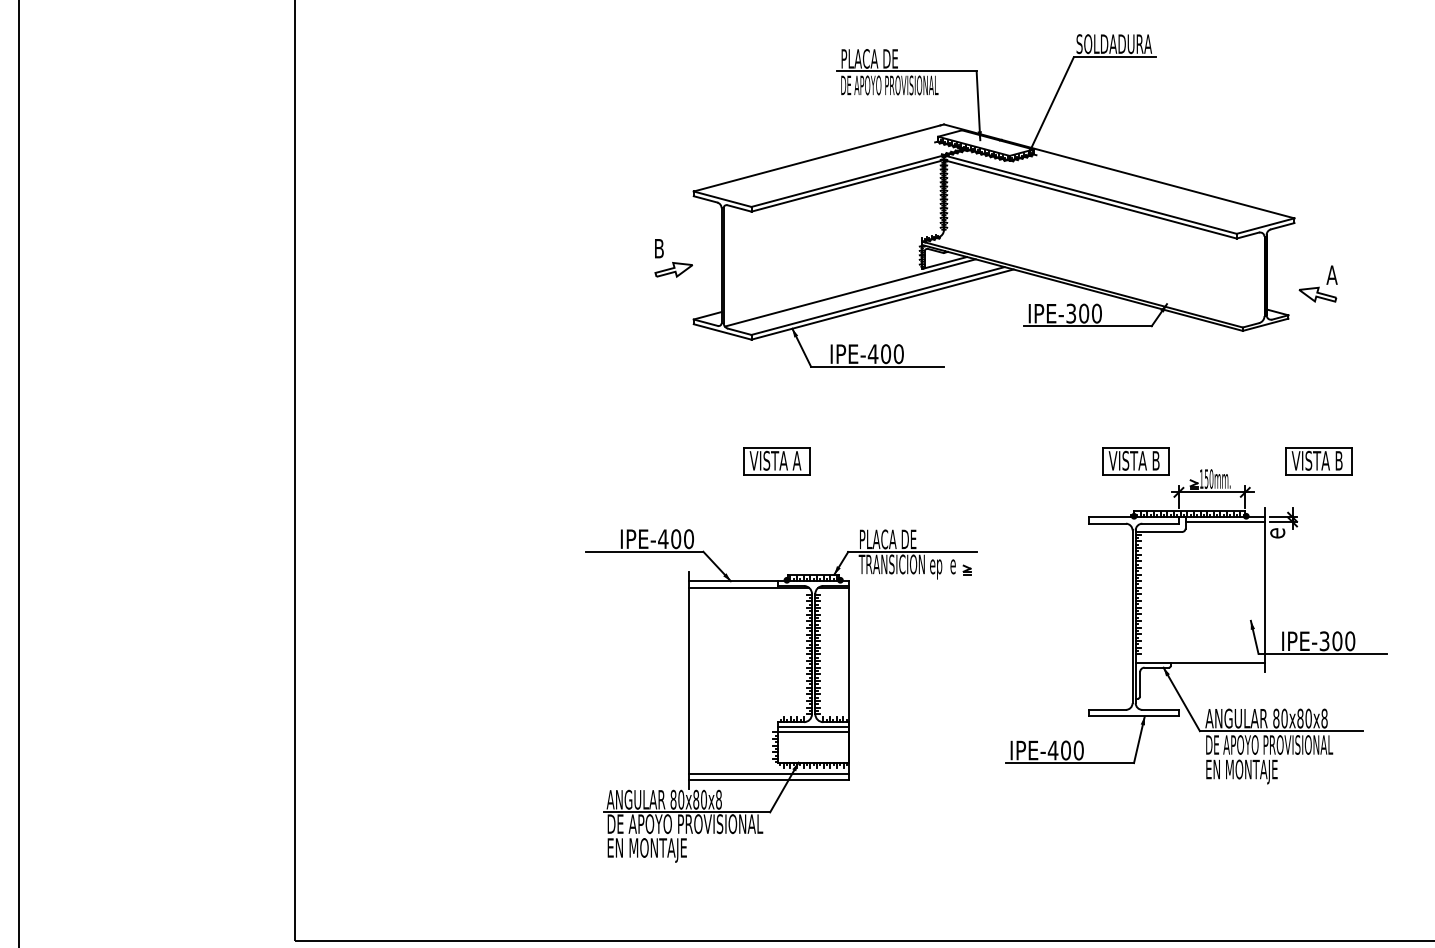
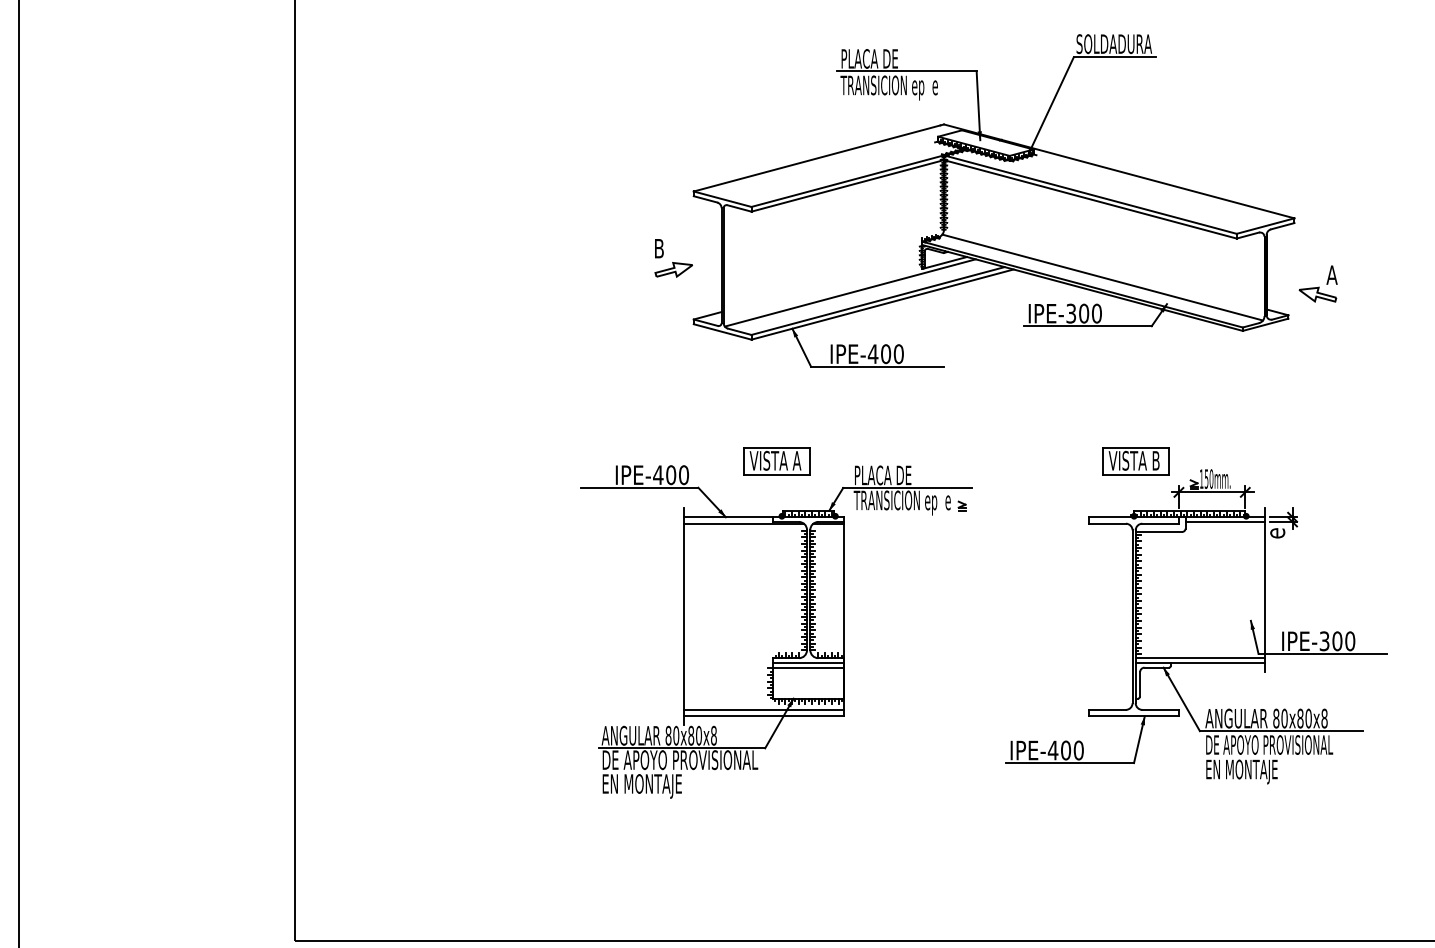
text: DE APOYO PROVISIONAL -> TRANSICION ep  e (889, 87)
line: none -> present (1102, 277)
part: present -> none (1318, 461)
line: none -> present (1200, 658)
part position: (781, 695) -> (776, 631) (776, 631)
